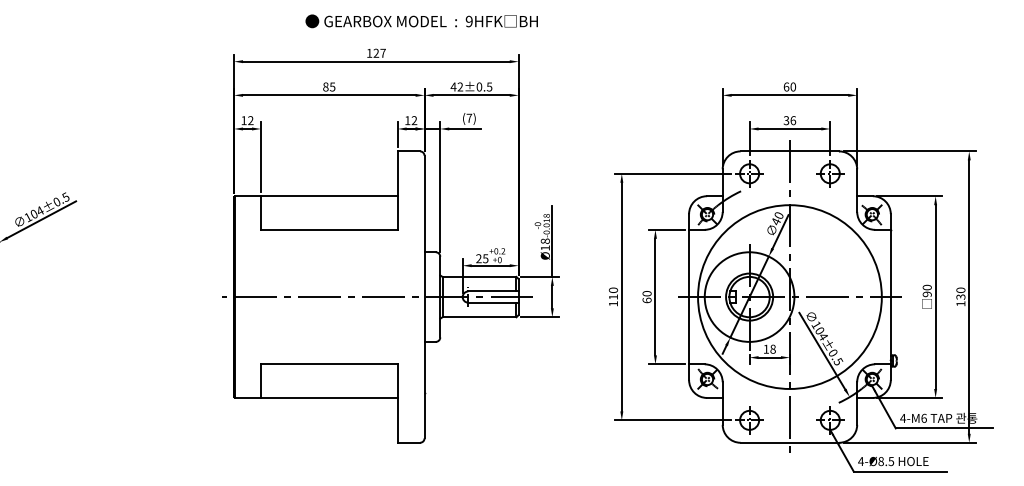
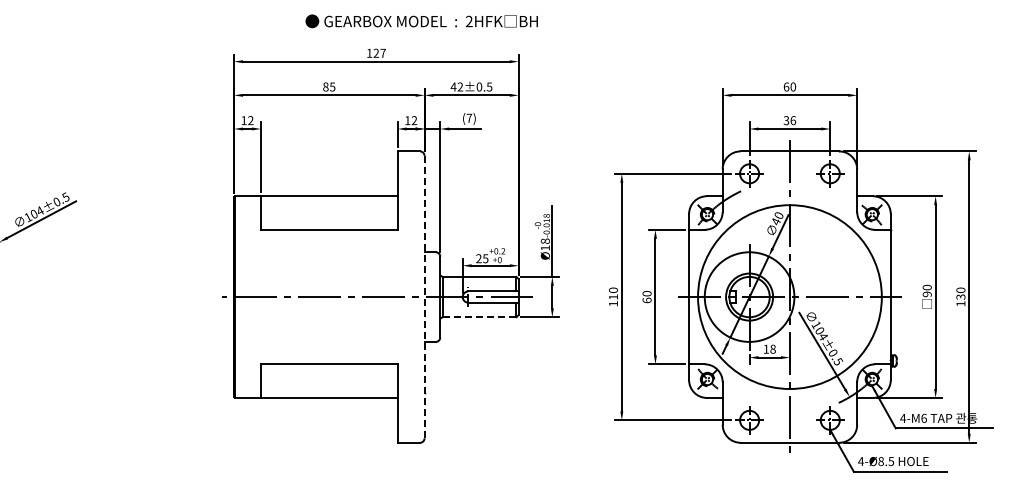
text: 9HFK -> 2HFK (468, 21)
line: solid -> dashed (424, 296)
line: solid -> dashed (479, 317)
